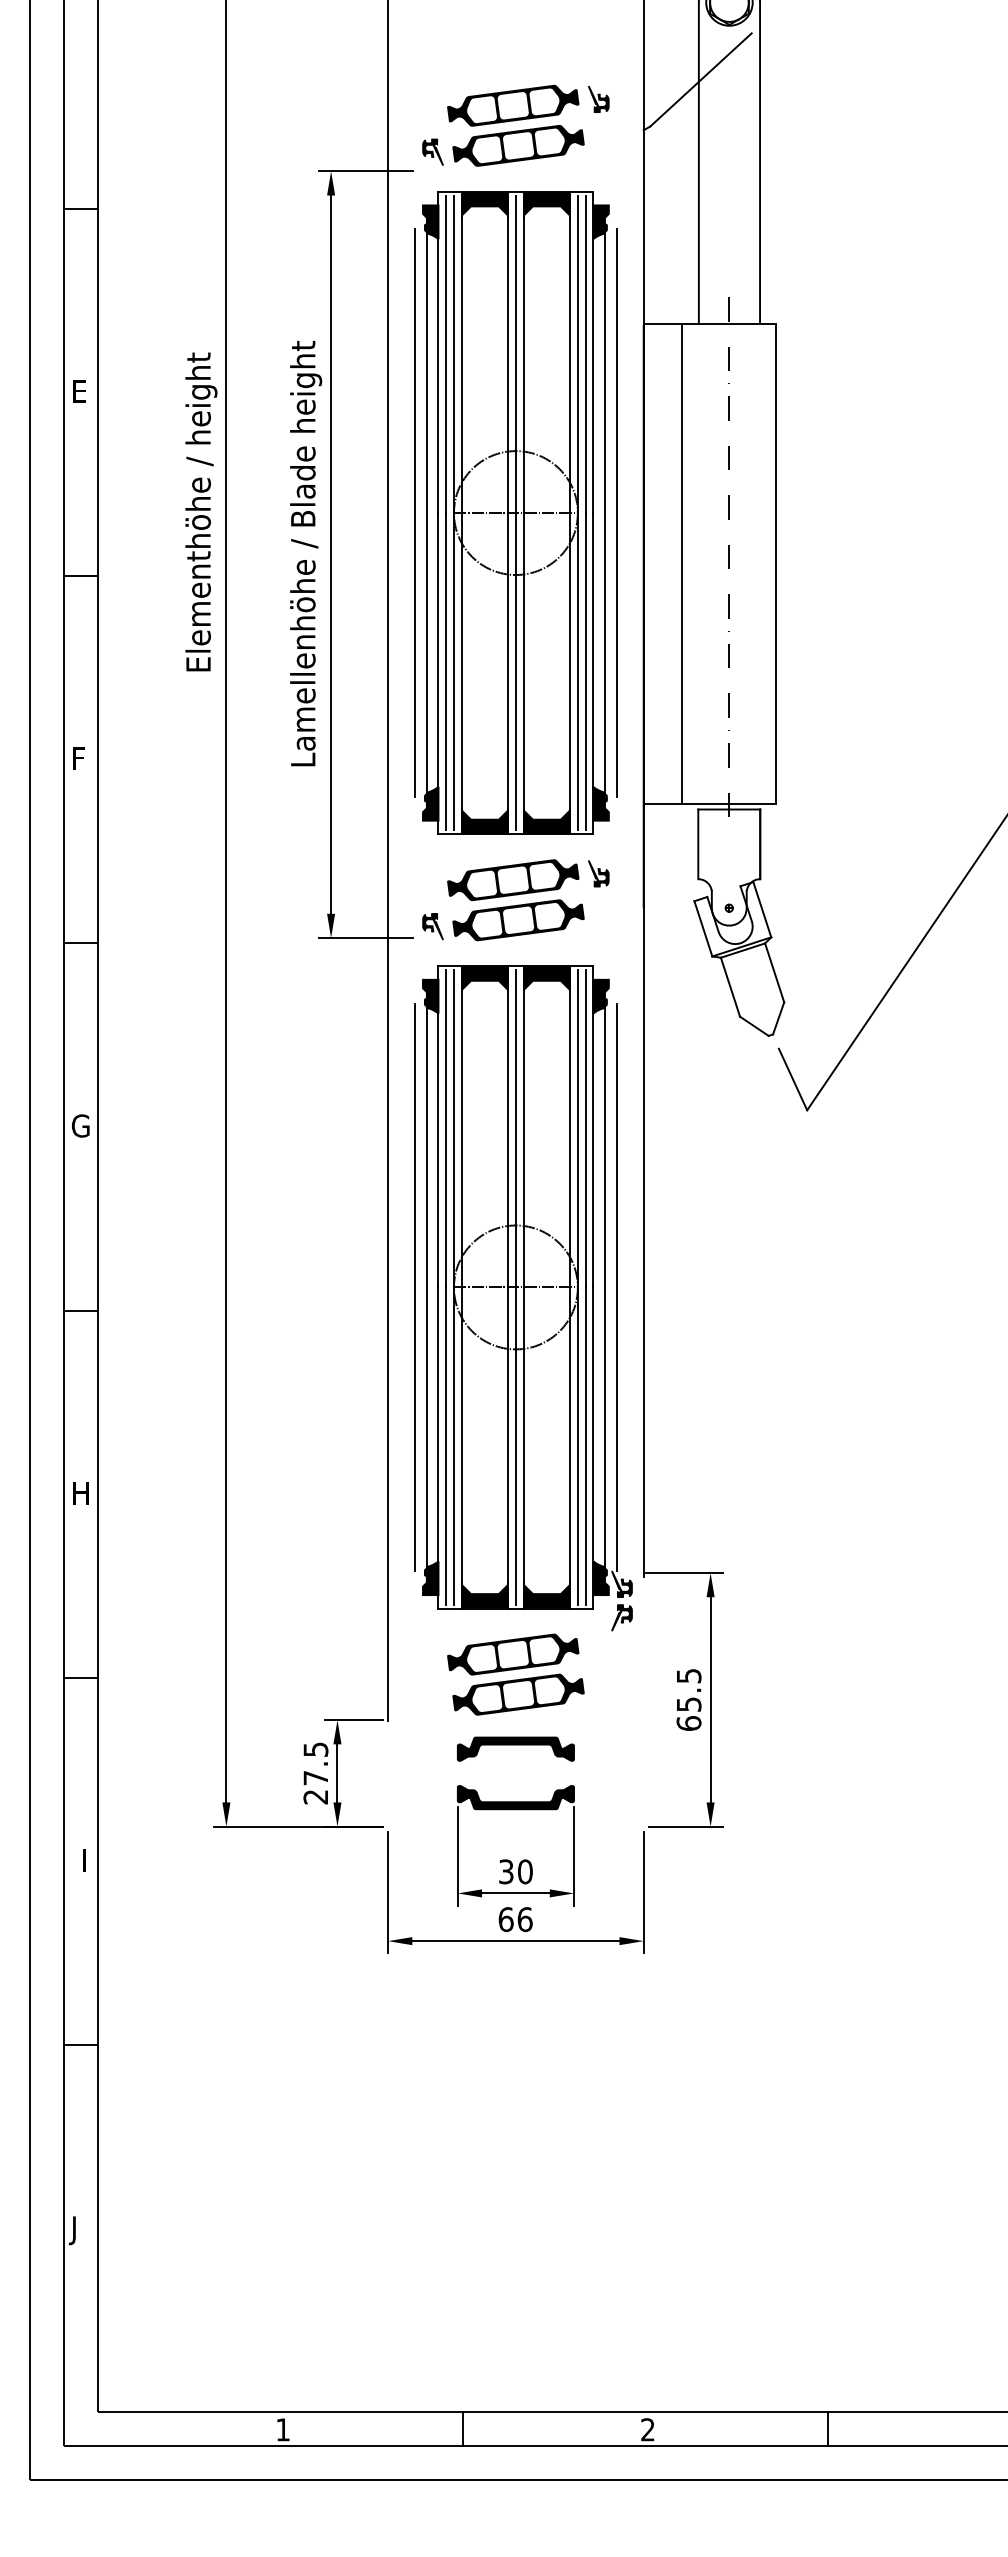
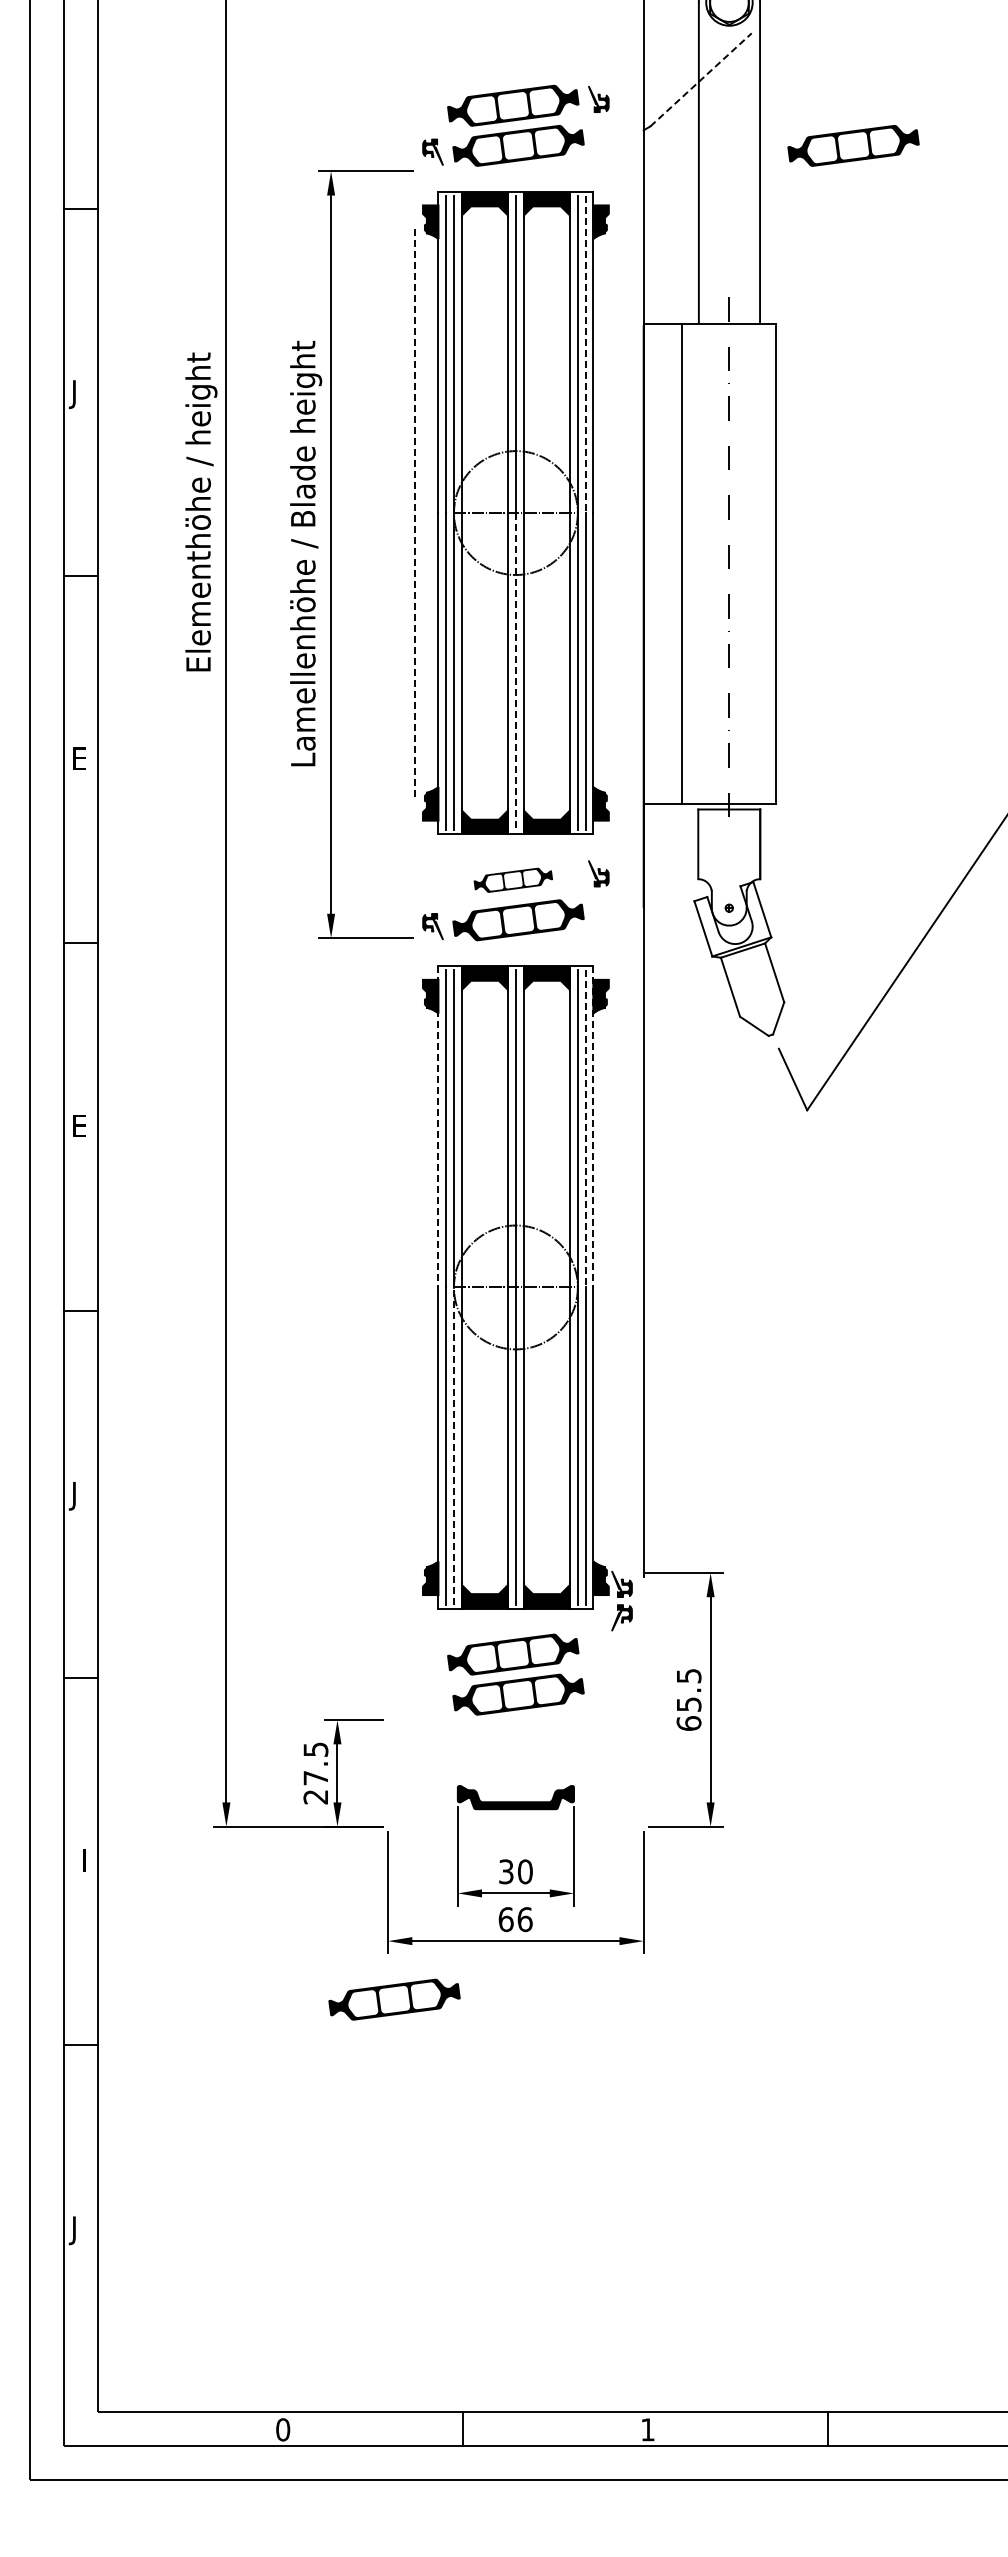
line: solid -> dashed (701, 79)
part: none -> present (853, 145)
line: solid -> dashed (585, 354)
text: E -> J (76, 394)
line: present -> none (426, 512)
line: present -> none (604, 512)
line: present -> none (616, 512)
line: solid -> dashed (415, 513)
line: solid -> dashed (515, 671)
text: F -> E (80, 758)
line: present -> none (388, 861)
part size: 133x43 px -> 80x26 px (512, 879)
text: G -> E (80, 1125)
line: solid -> dashed (438, 1126)
line: solid -> dashed (593, 1126)
line: solid -> dashed (585, 1128)
line: present -> none (426, 1286)
line: present -> none (604, 1286)
line: present -> none (415, 1287)
line: present -> none (616, 1287)
line: solid -> dashed (453, 1446)
text: H -> J (78, 1496)
part: present -> none (515, 1748)
part: none -> present (394, 1999)
text: 1 -> 0 (283, 2429)
text: 2 -> 1 (647, 2429)
